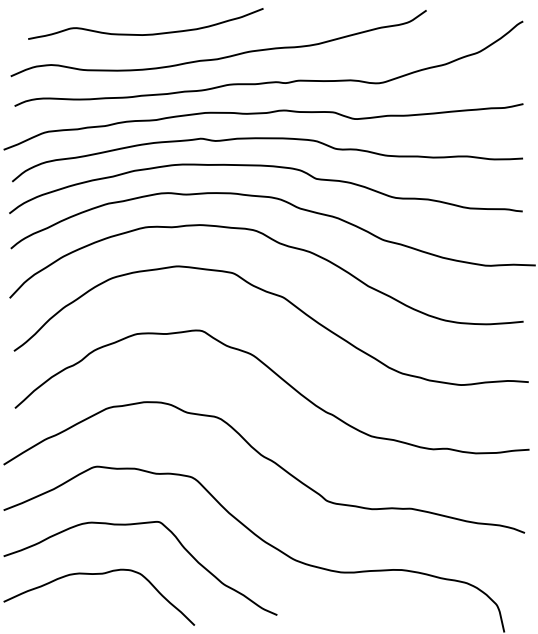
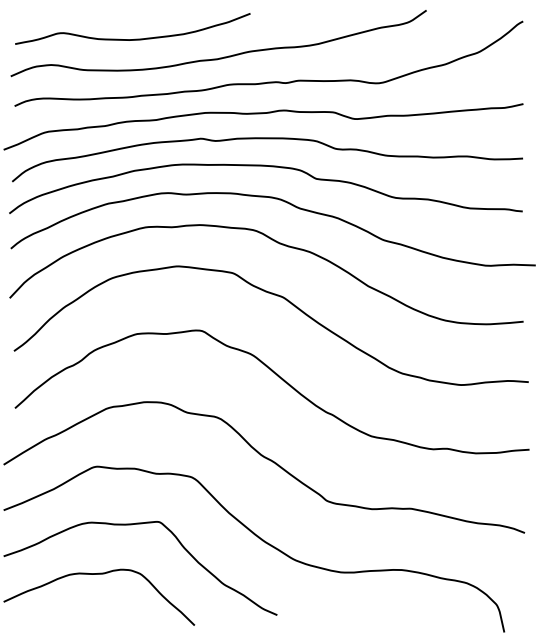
curve position: (148, 33) -> (135, 38) (135, 38)
